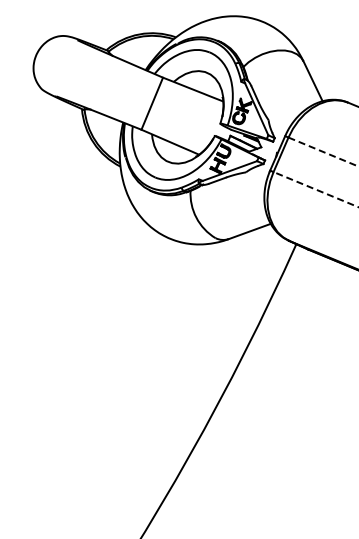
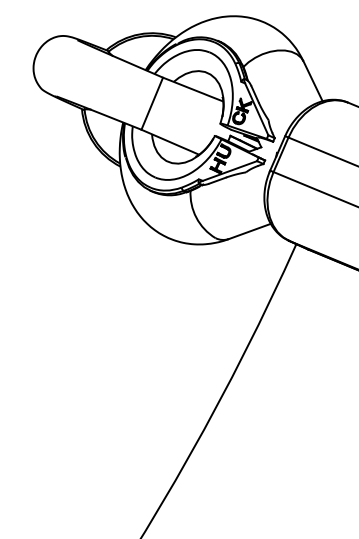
line: dashed -> solid (323, 152)
line: dashed -> solid (316, 189)
